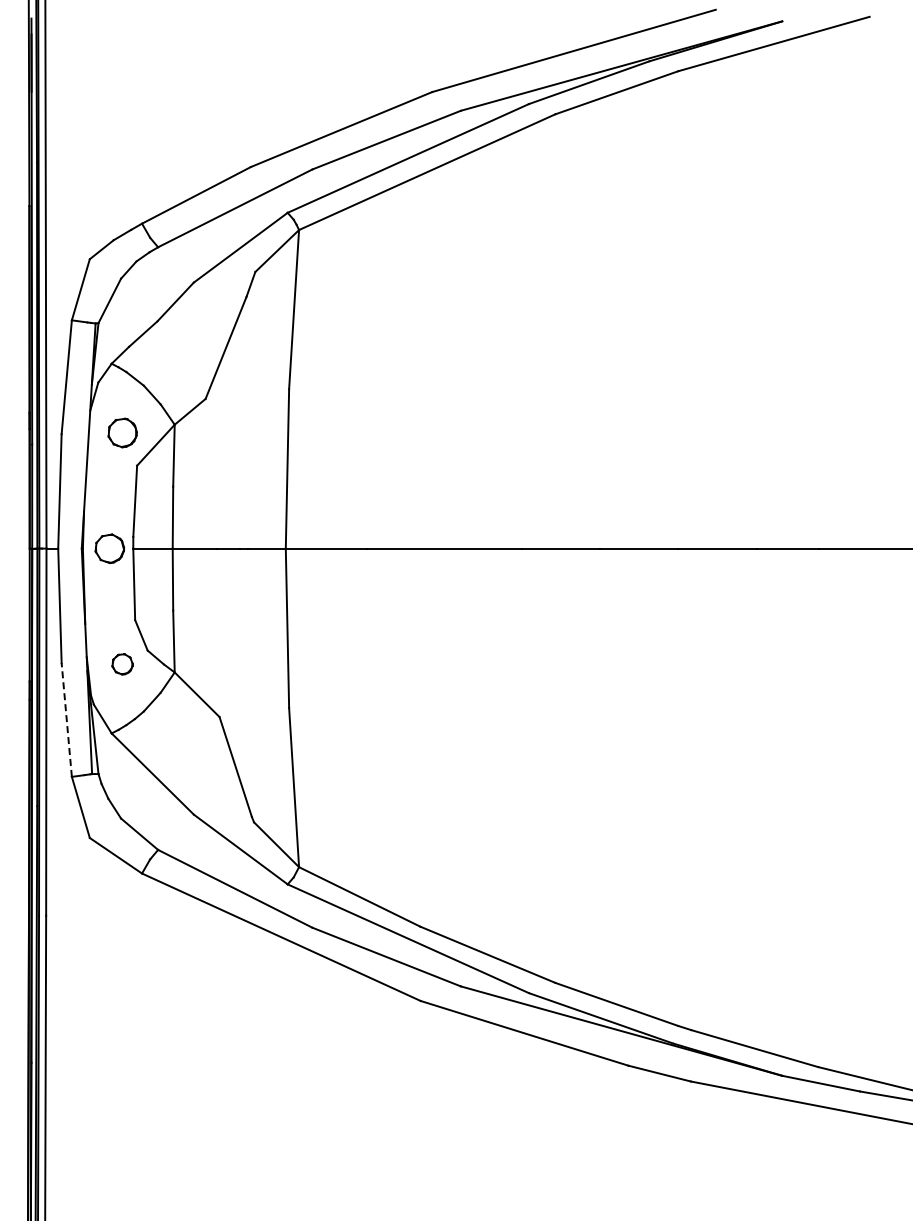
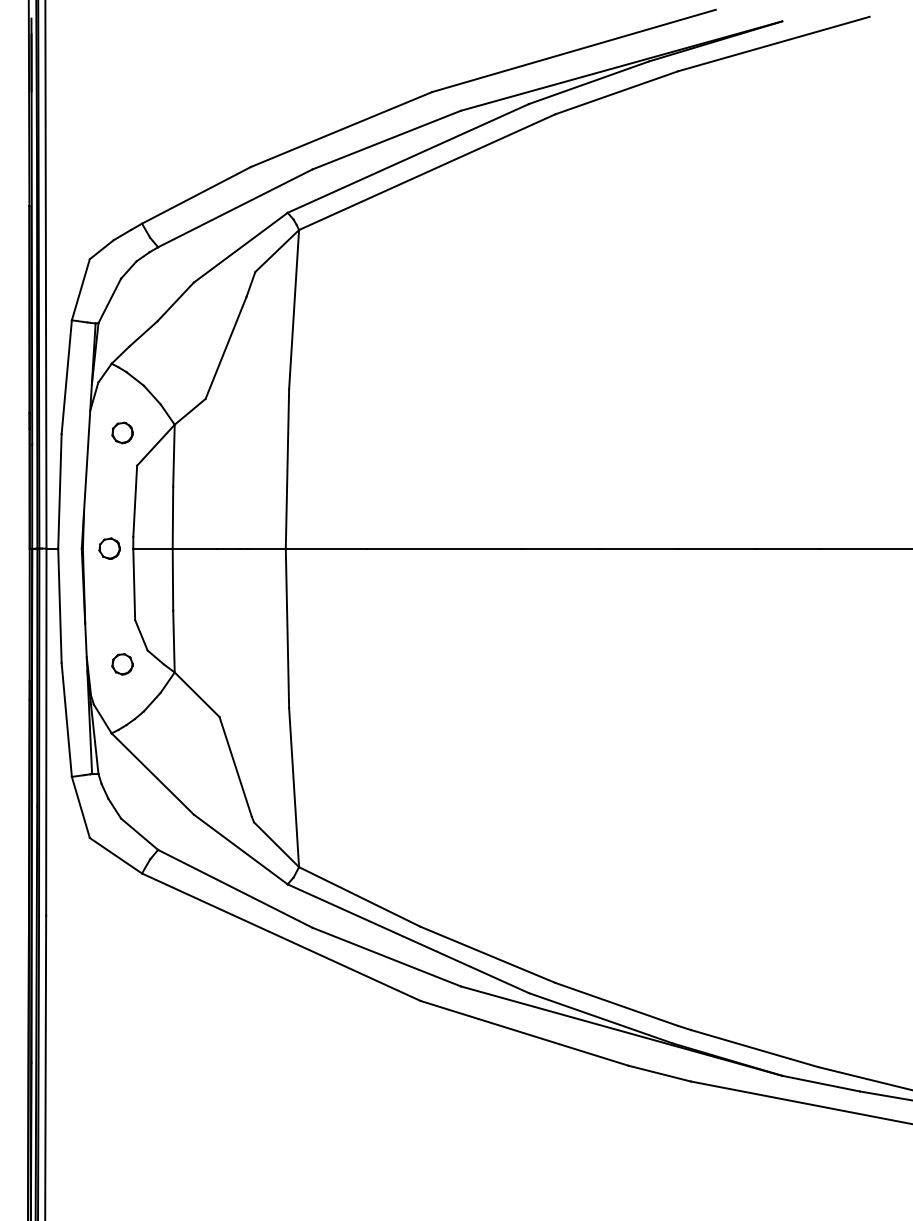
part size: 31x32 px -> 23x24 px (122, 432)
part size: 32x31 px -> 23x23 px (109, 548)
line: dashed -> solid (66, 719)
